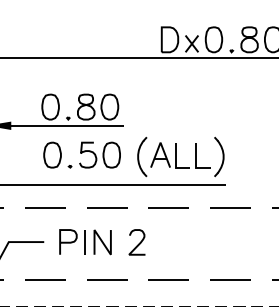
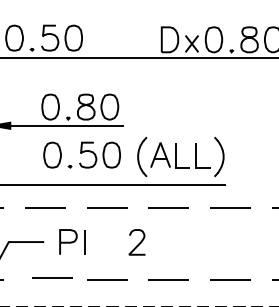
part: none -> present (43, 37)
line: present -> none (102, 242)
line position: (45, 279) -> (52, 277) (52, 277)
